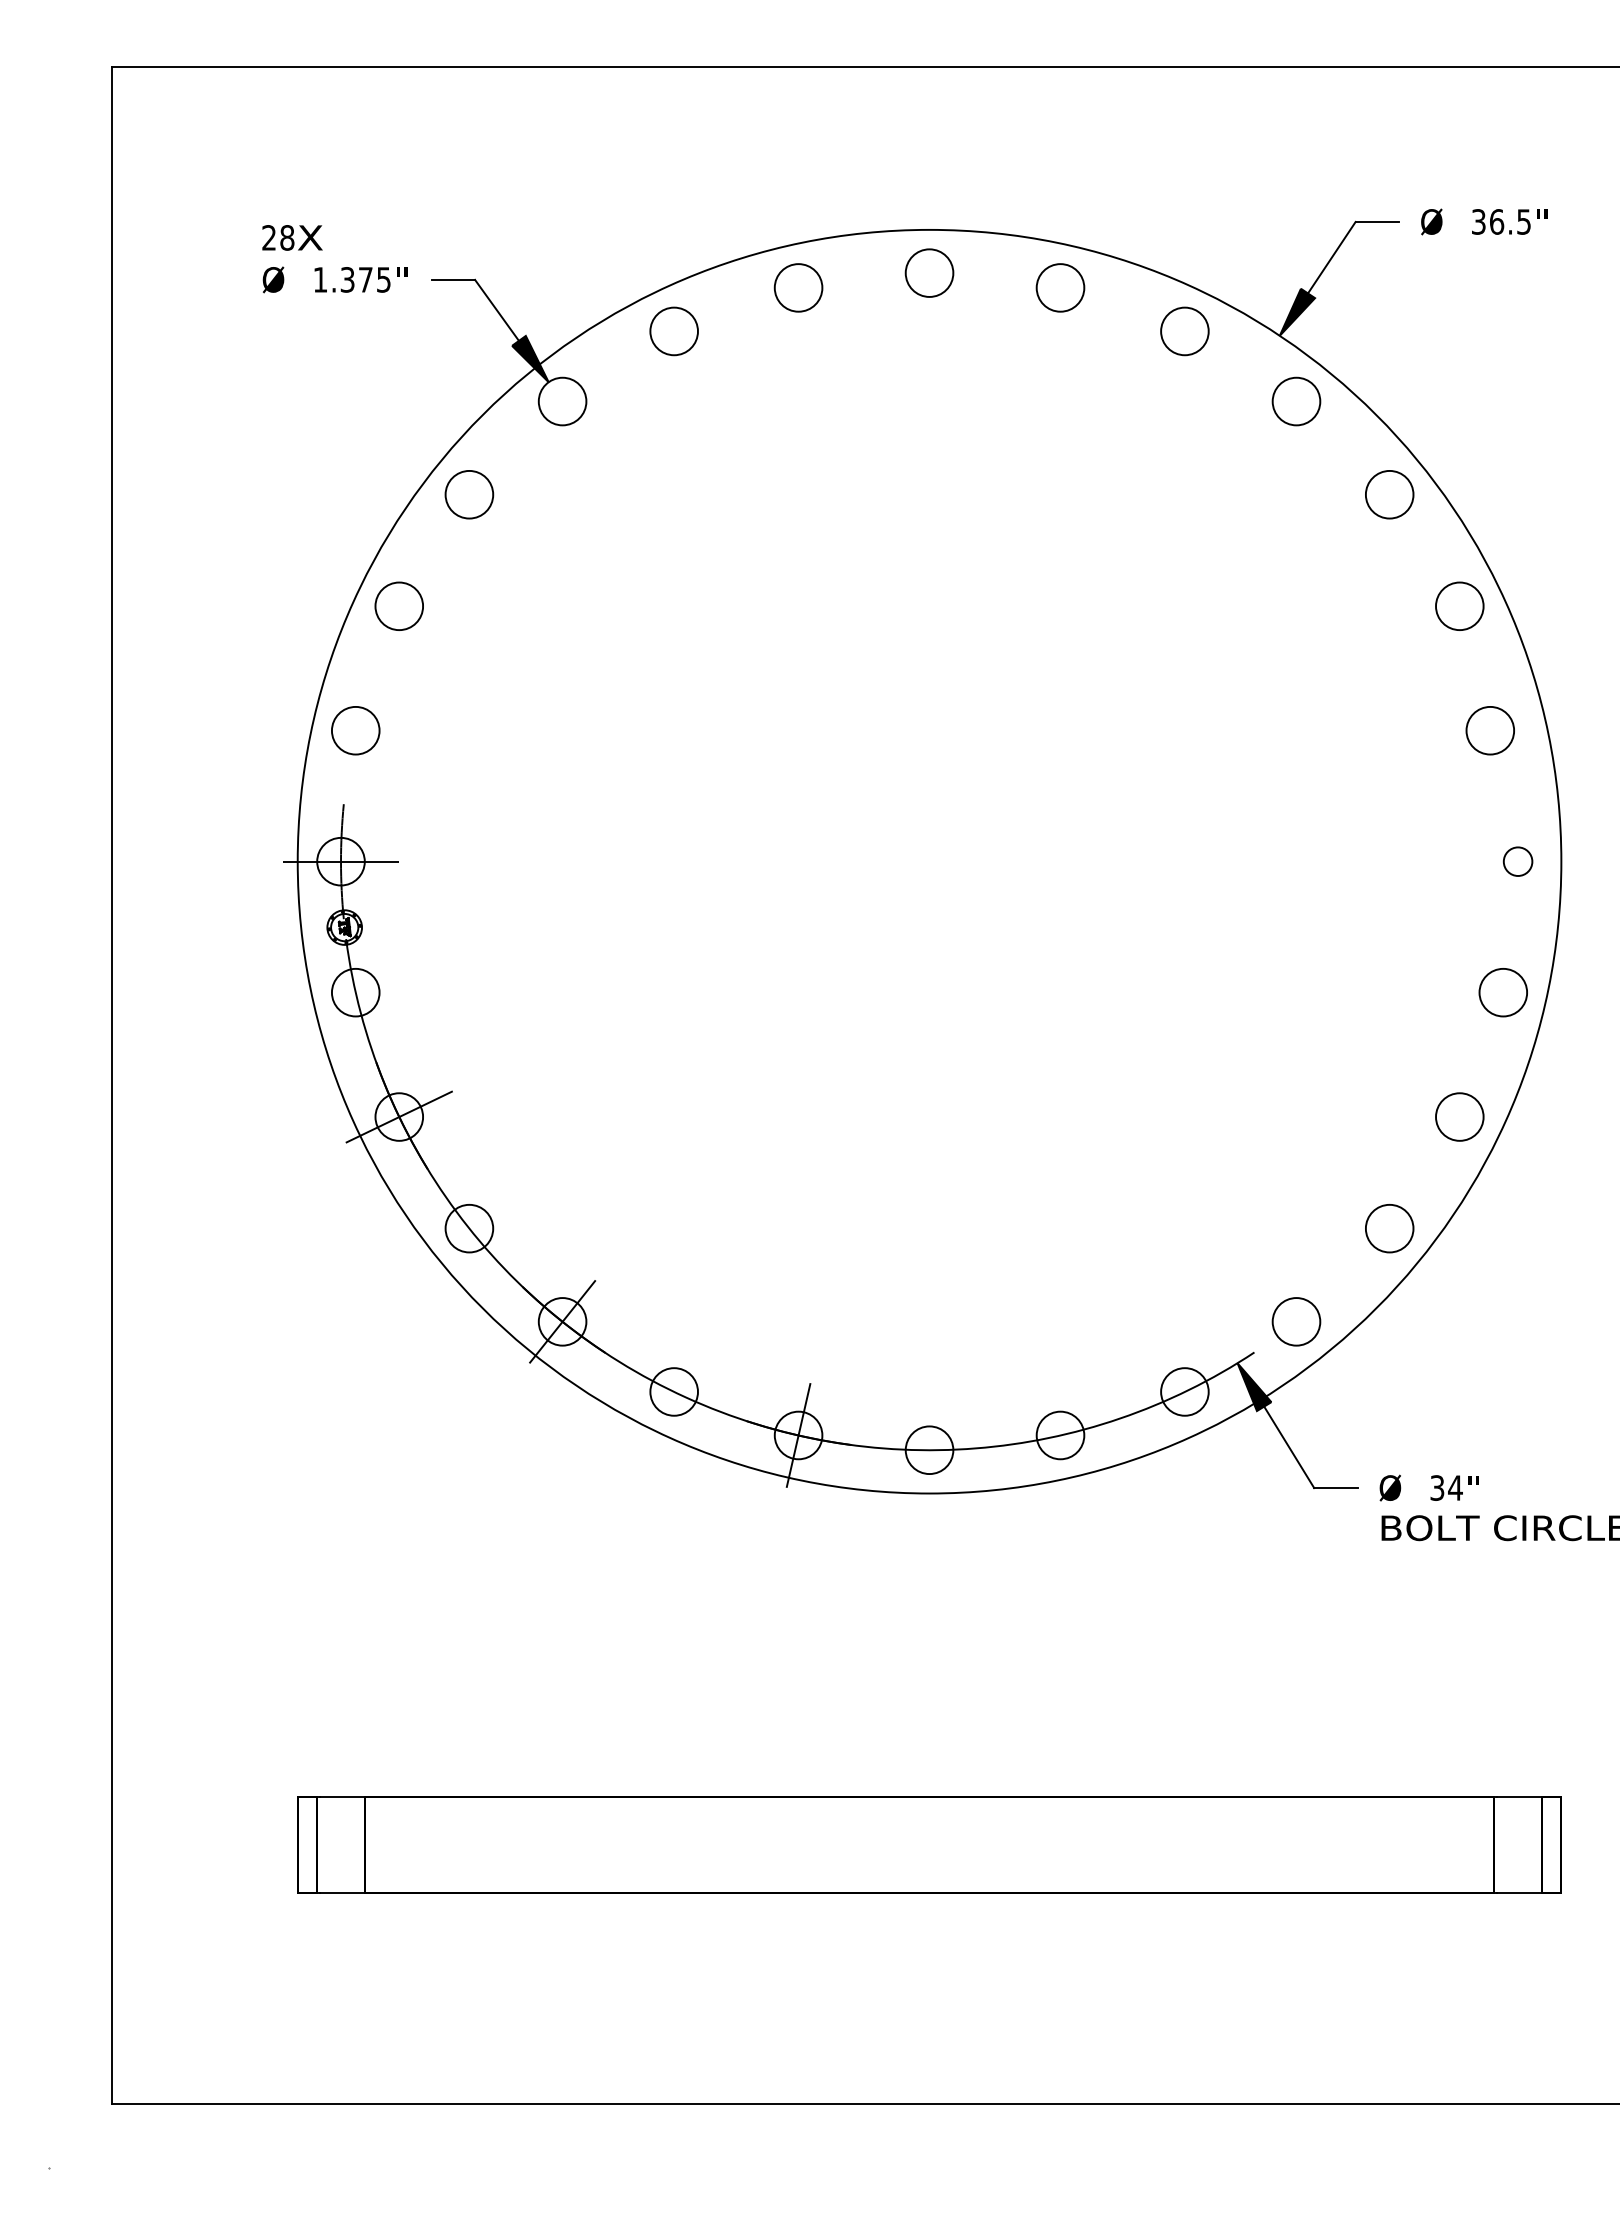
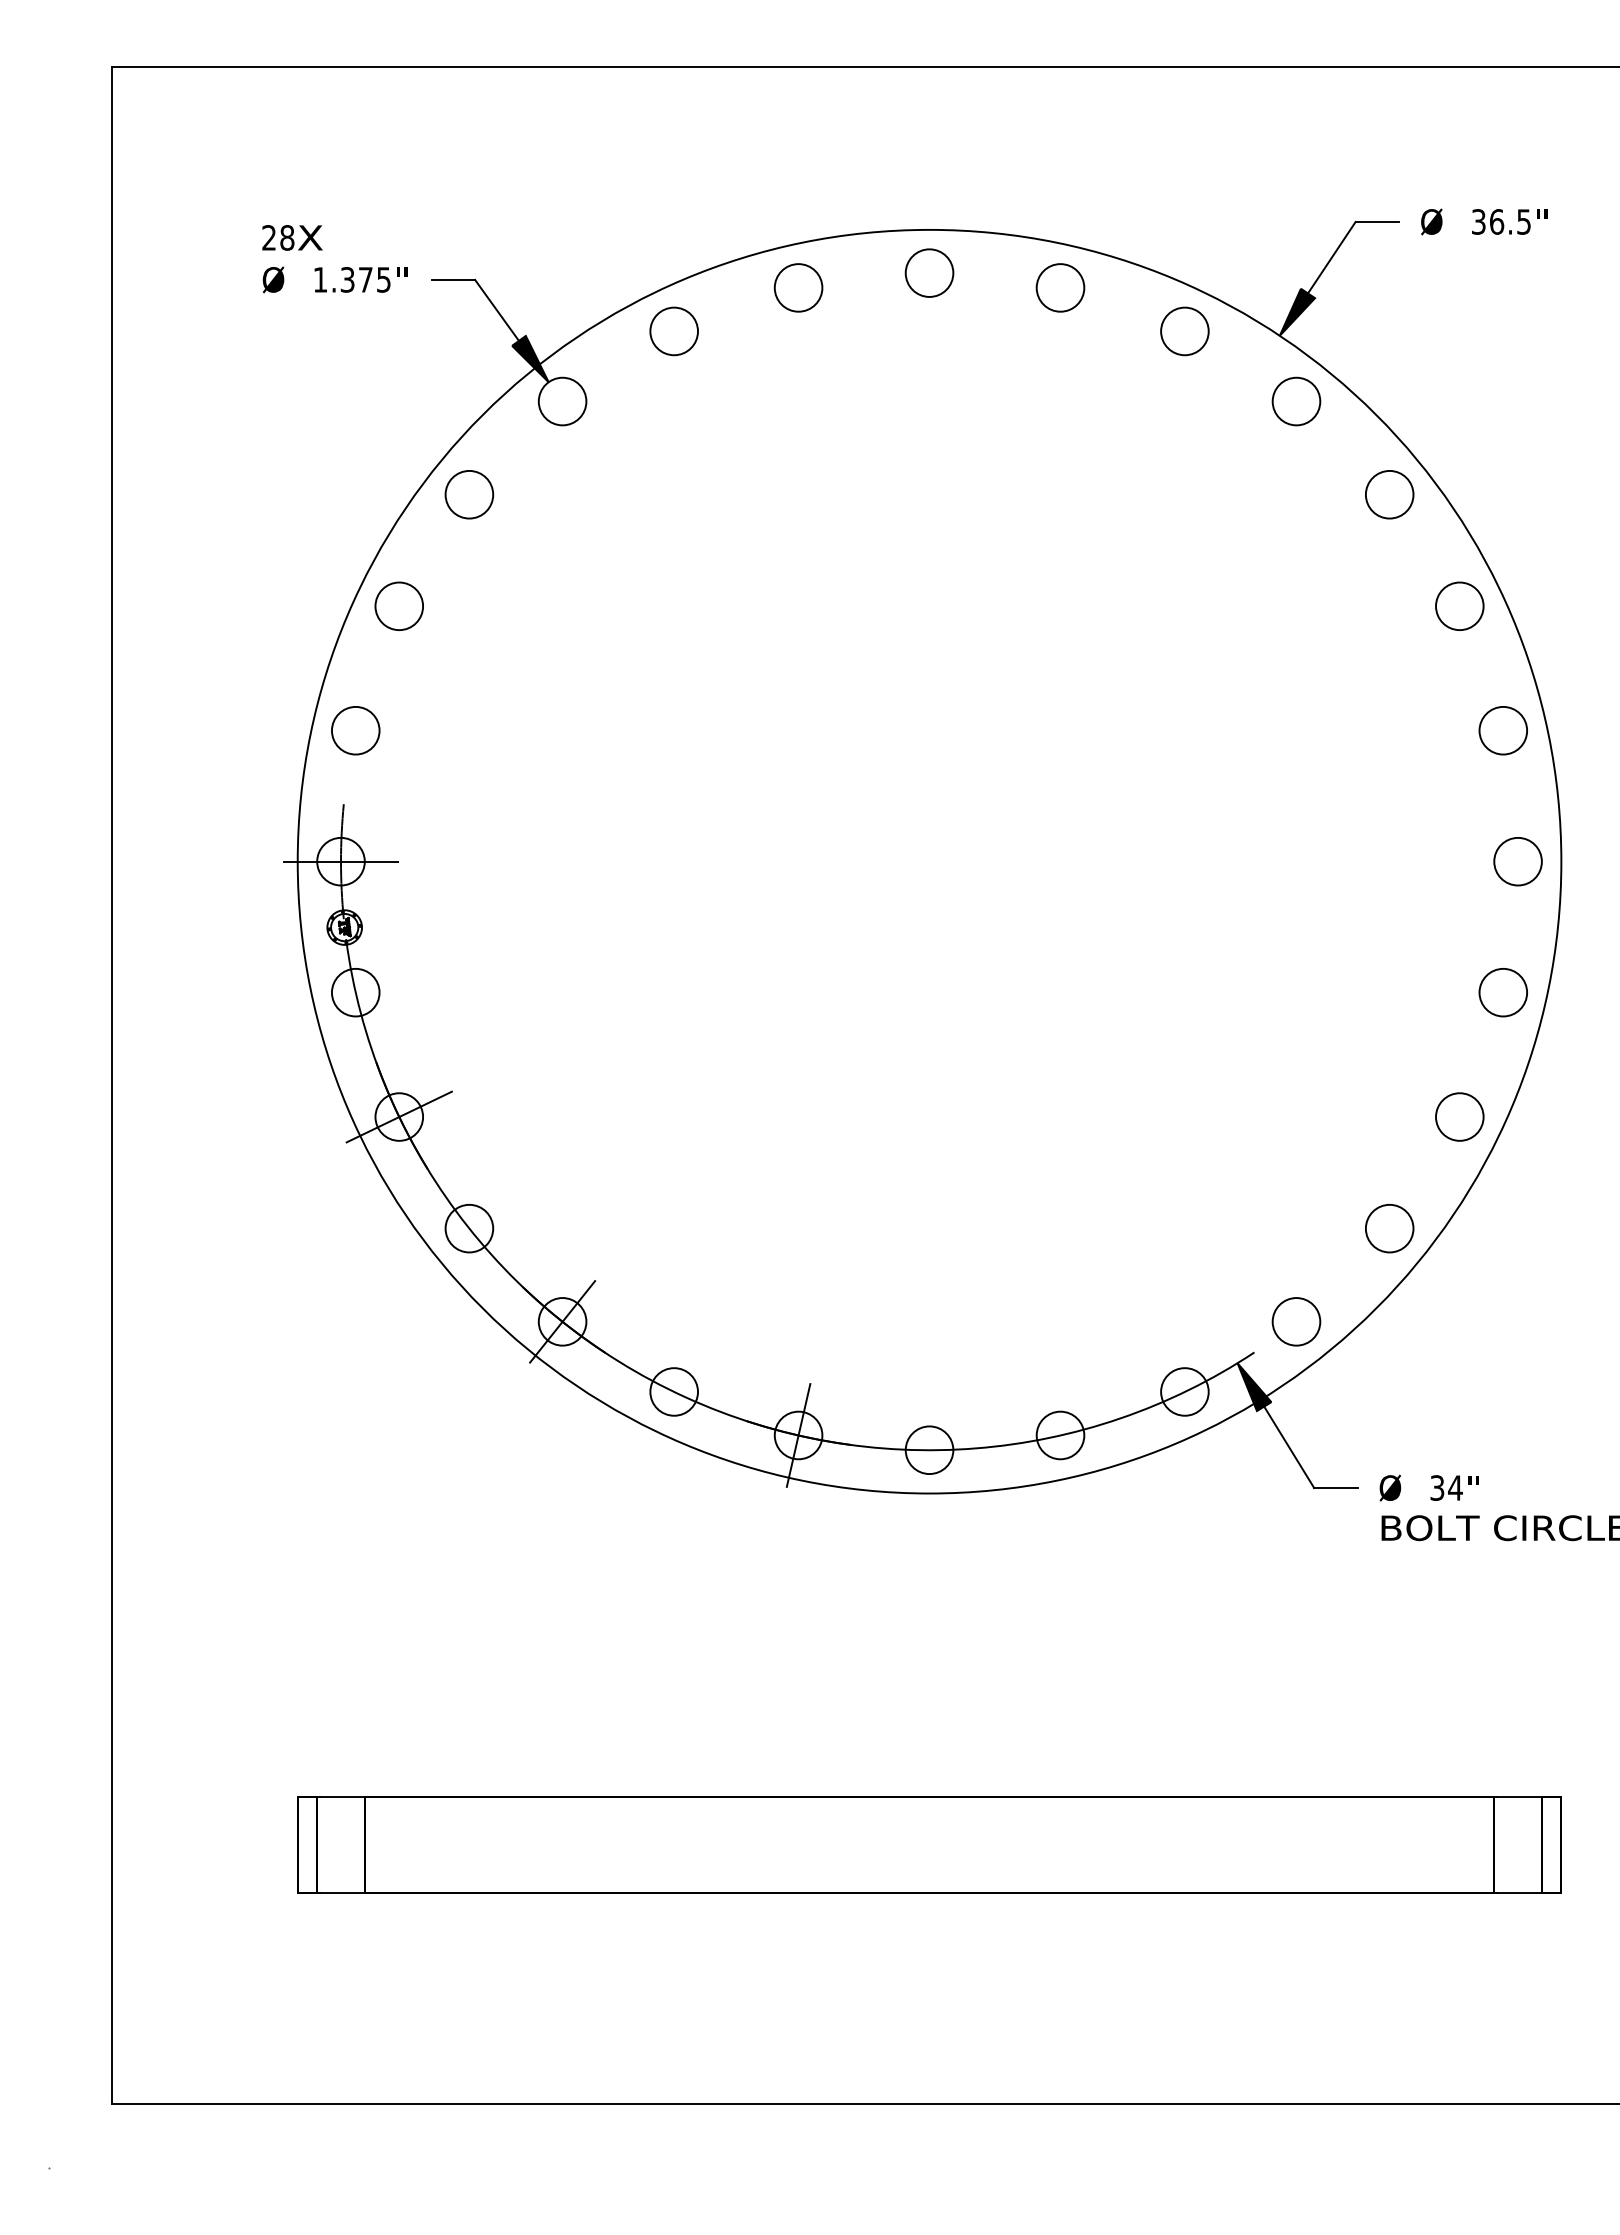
circle position: (1489, 730) -> (1502, 730) (1502, 730)
circle diameter: 29 px -> 48 px (1517, 861)
